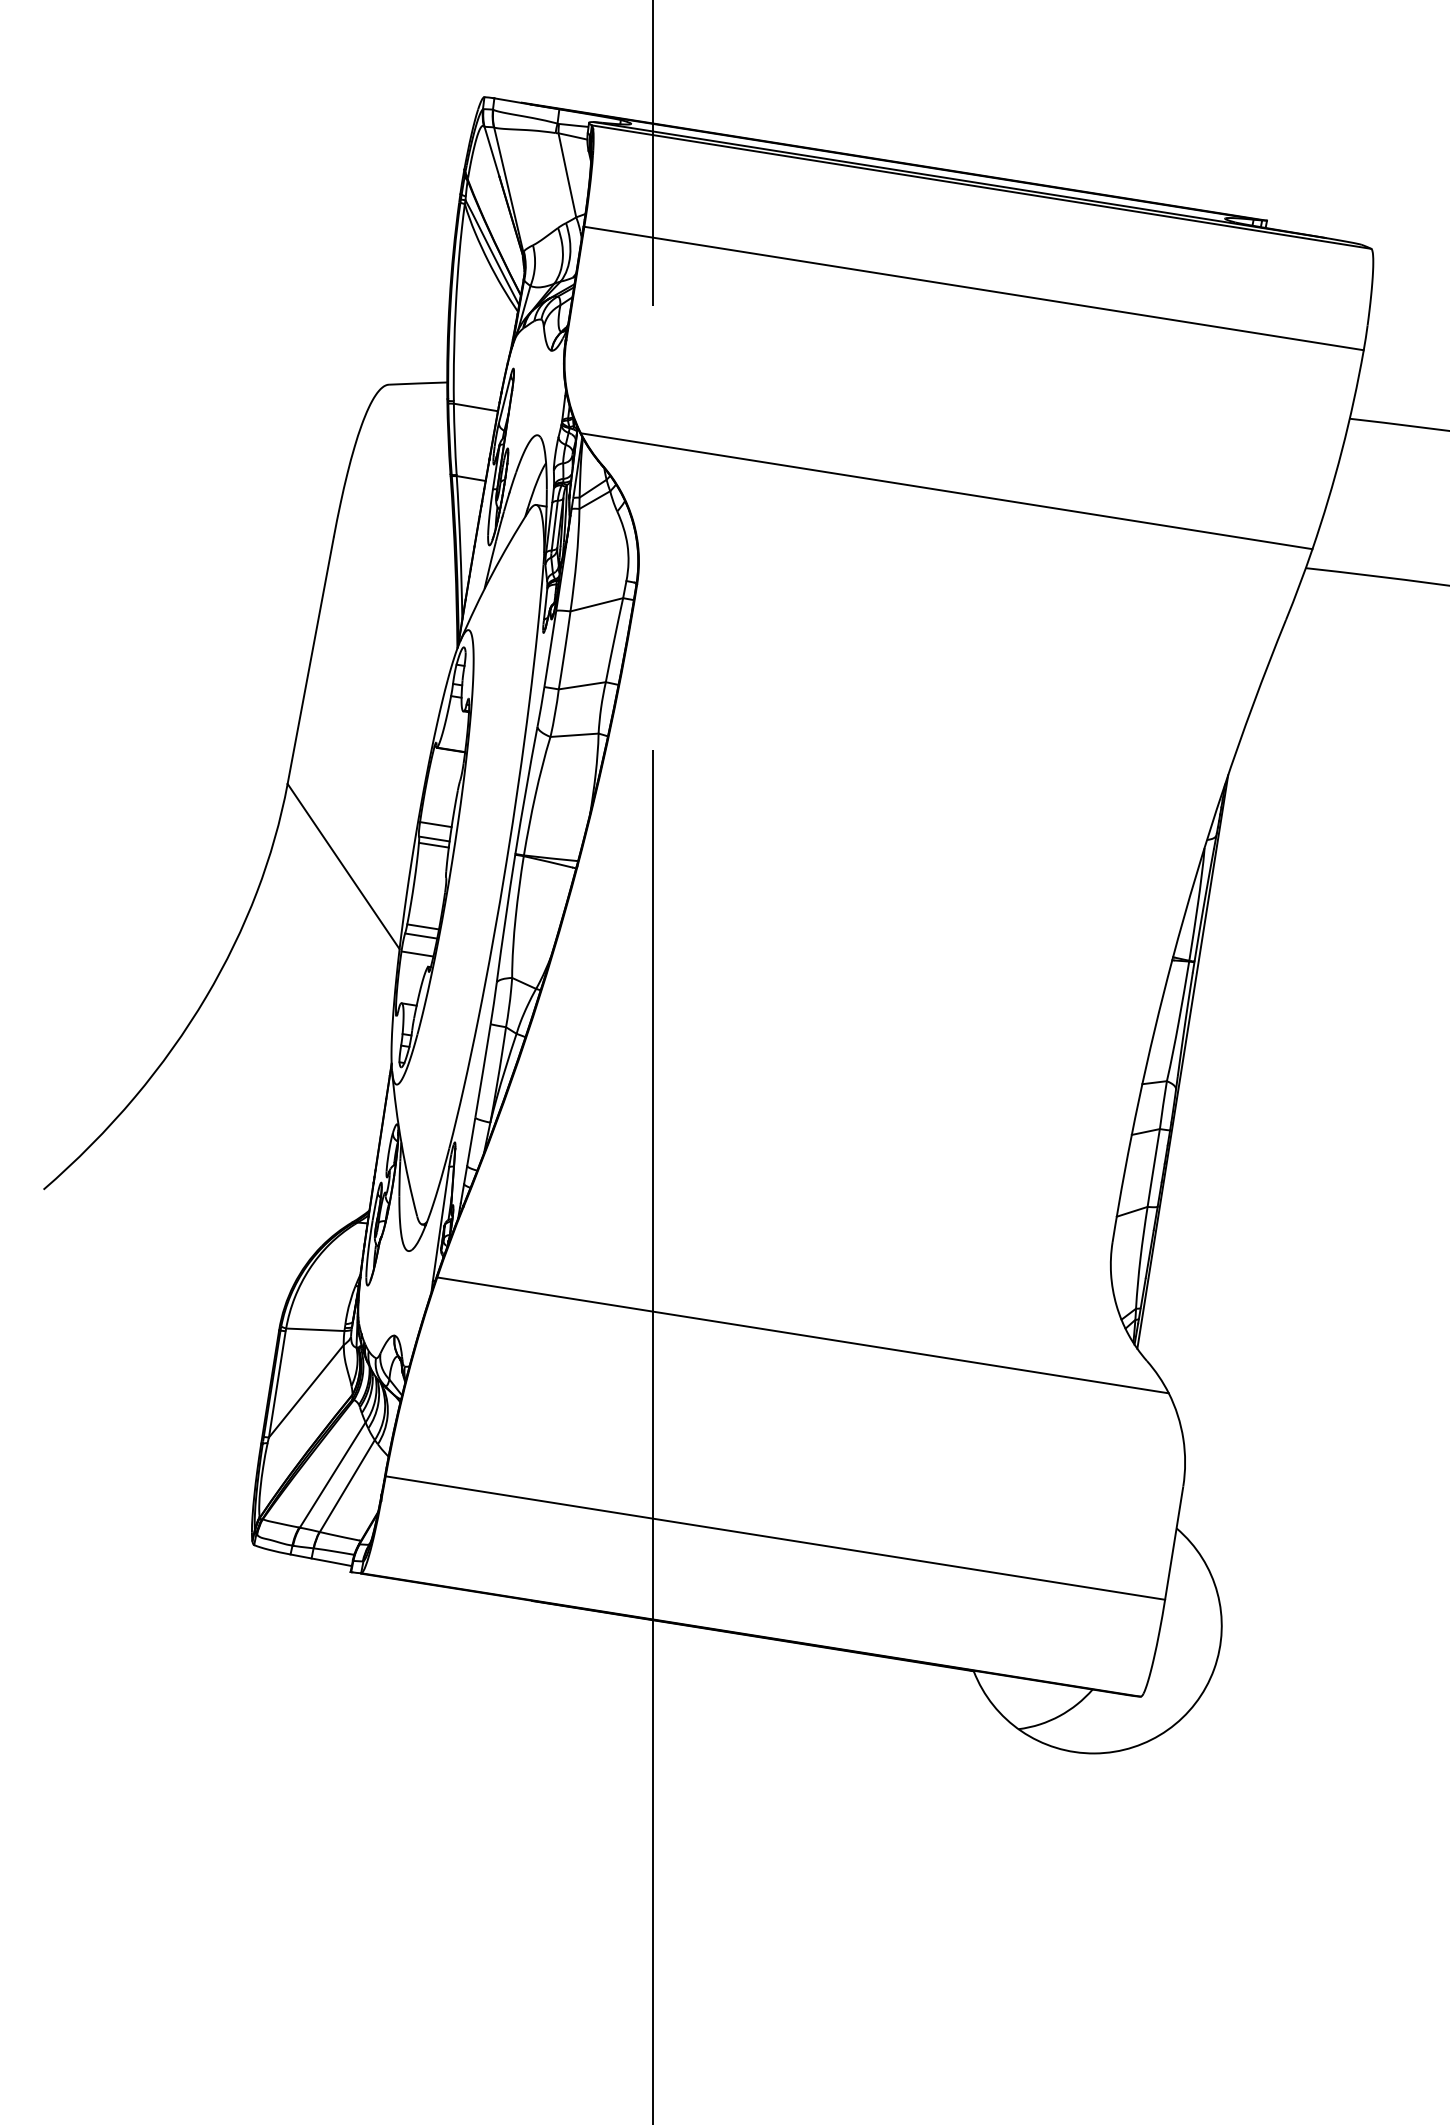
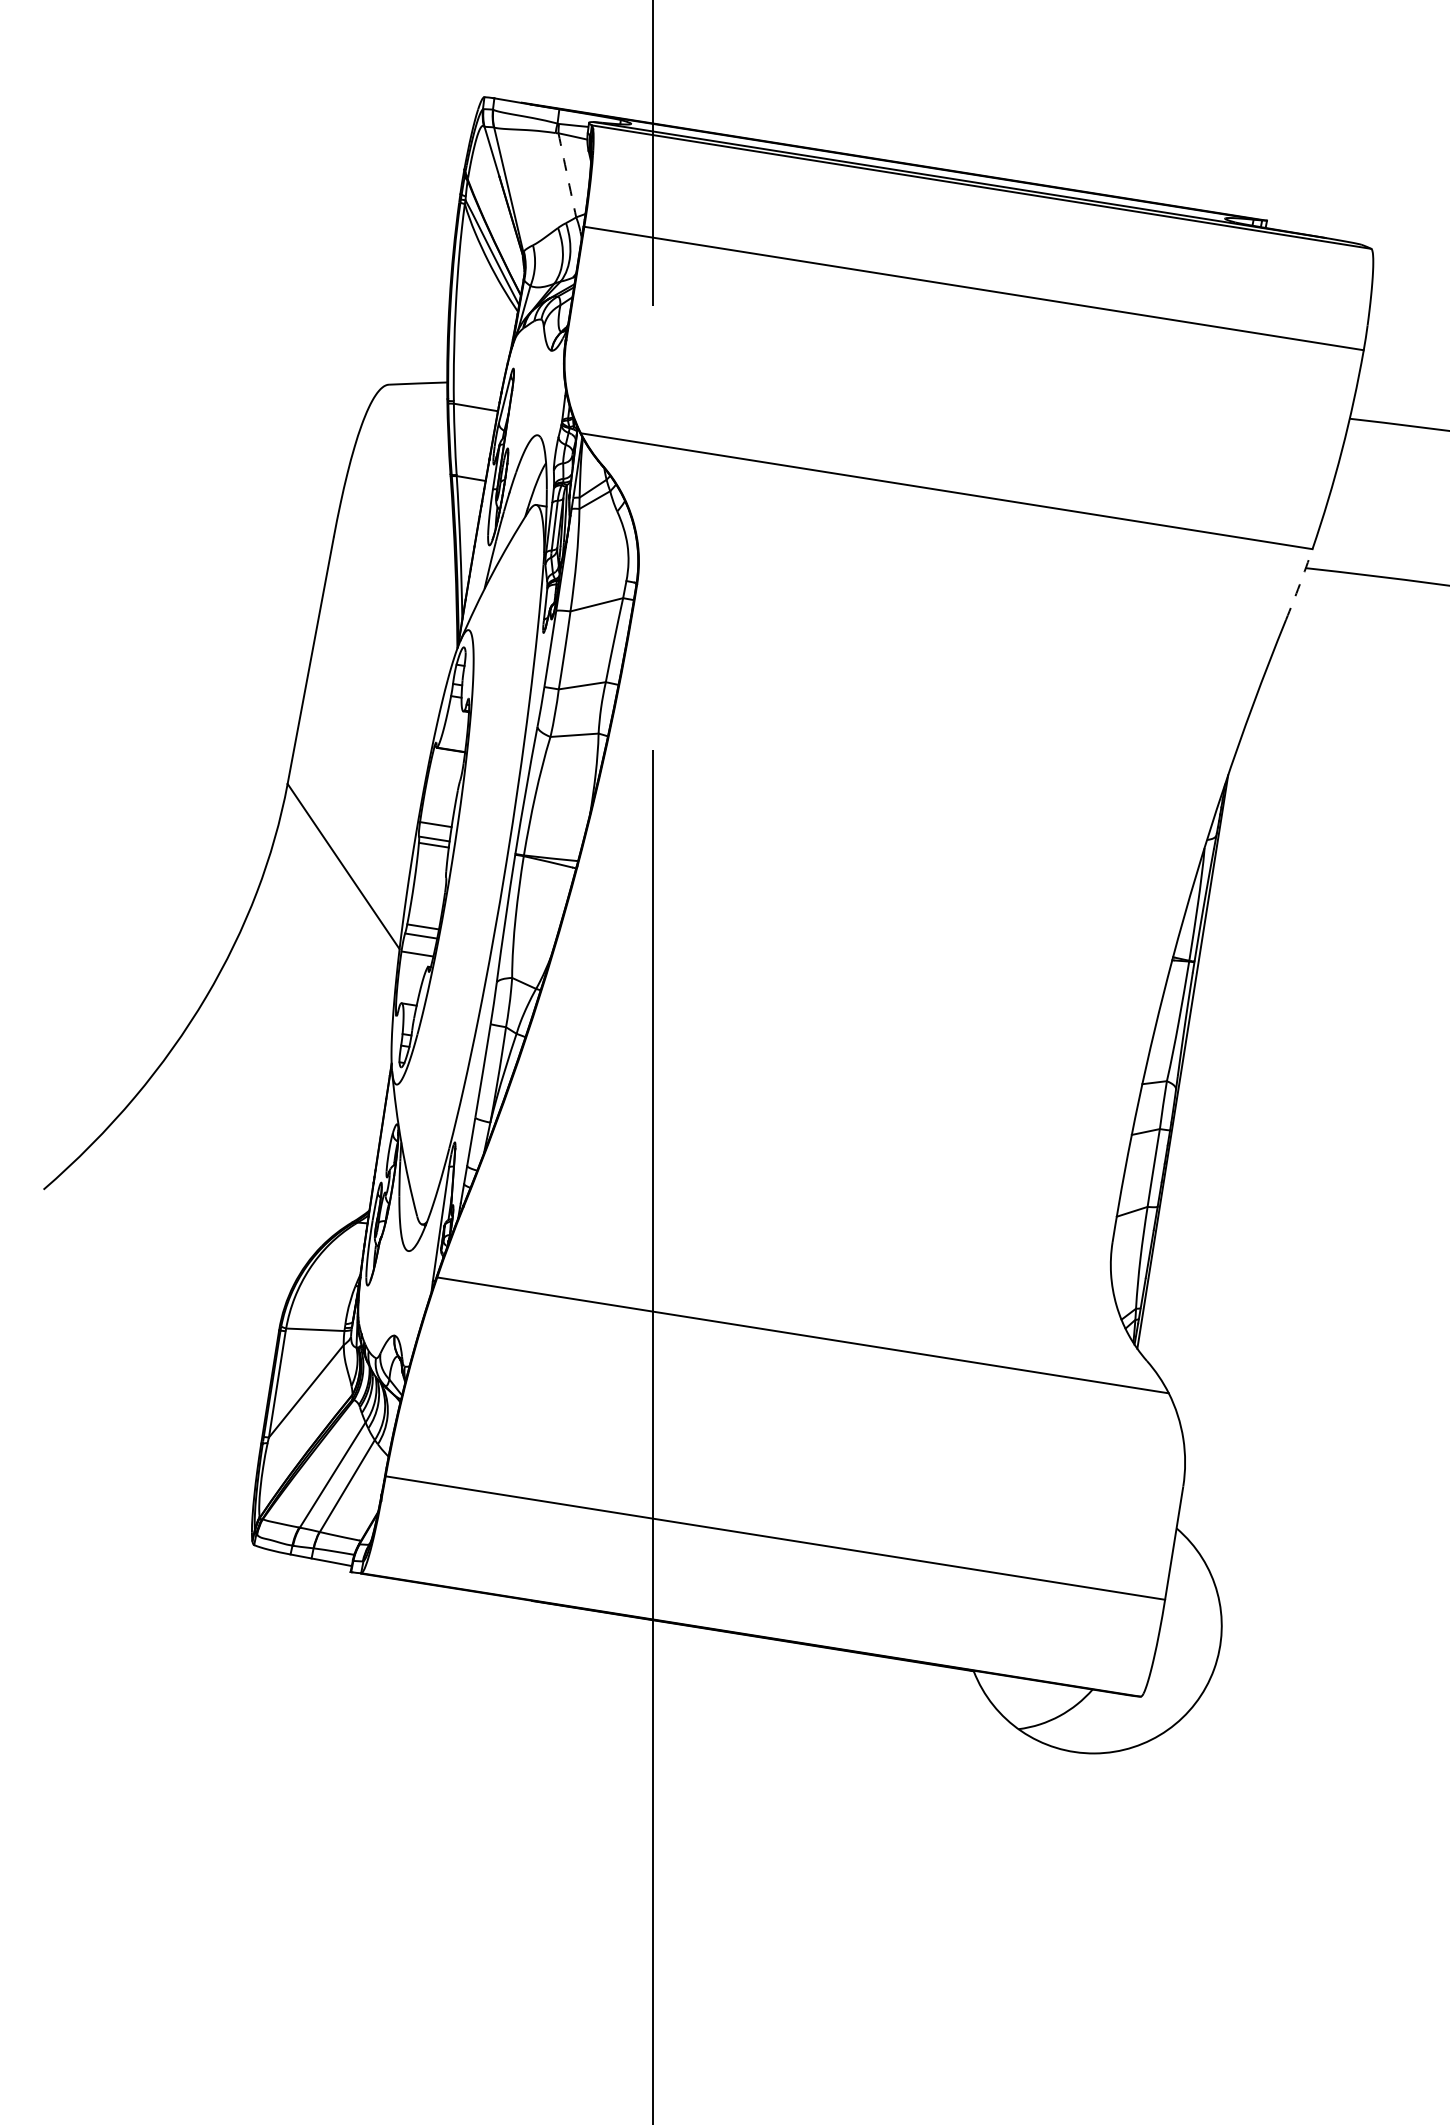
arc: solid -> dashed (567, 175)
arc: solid -> dashed (1299, 584)
